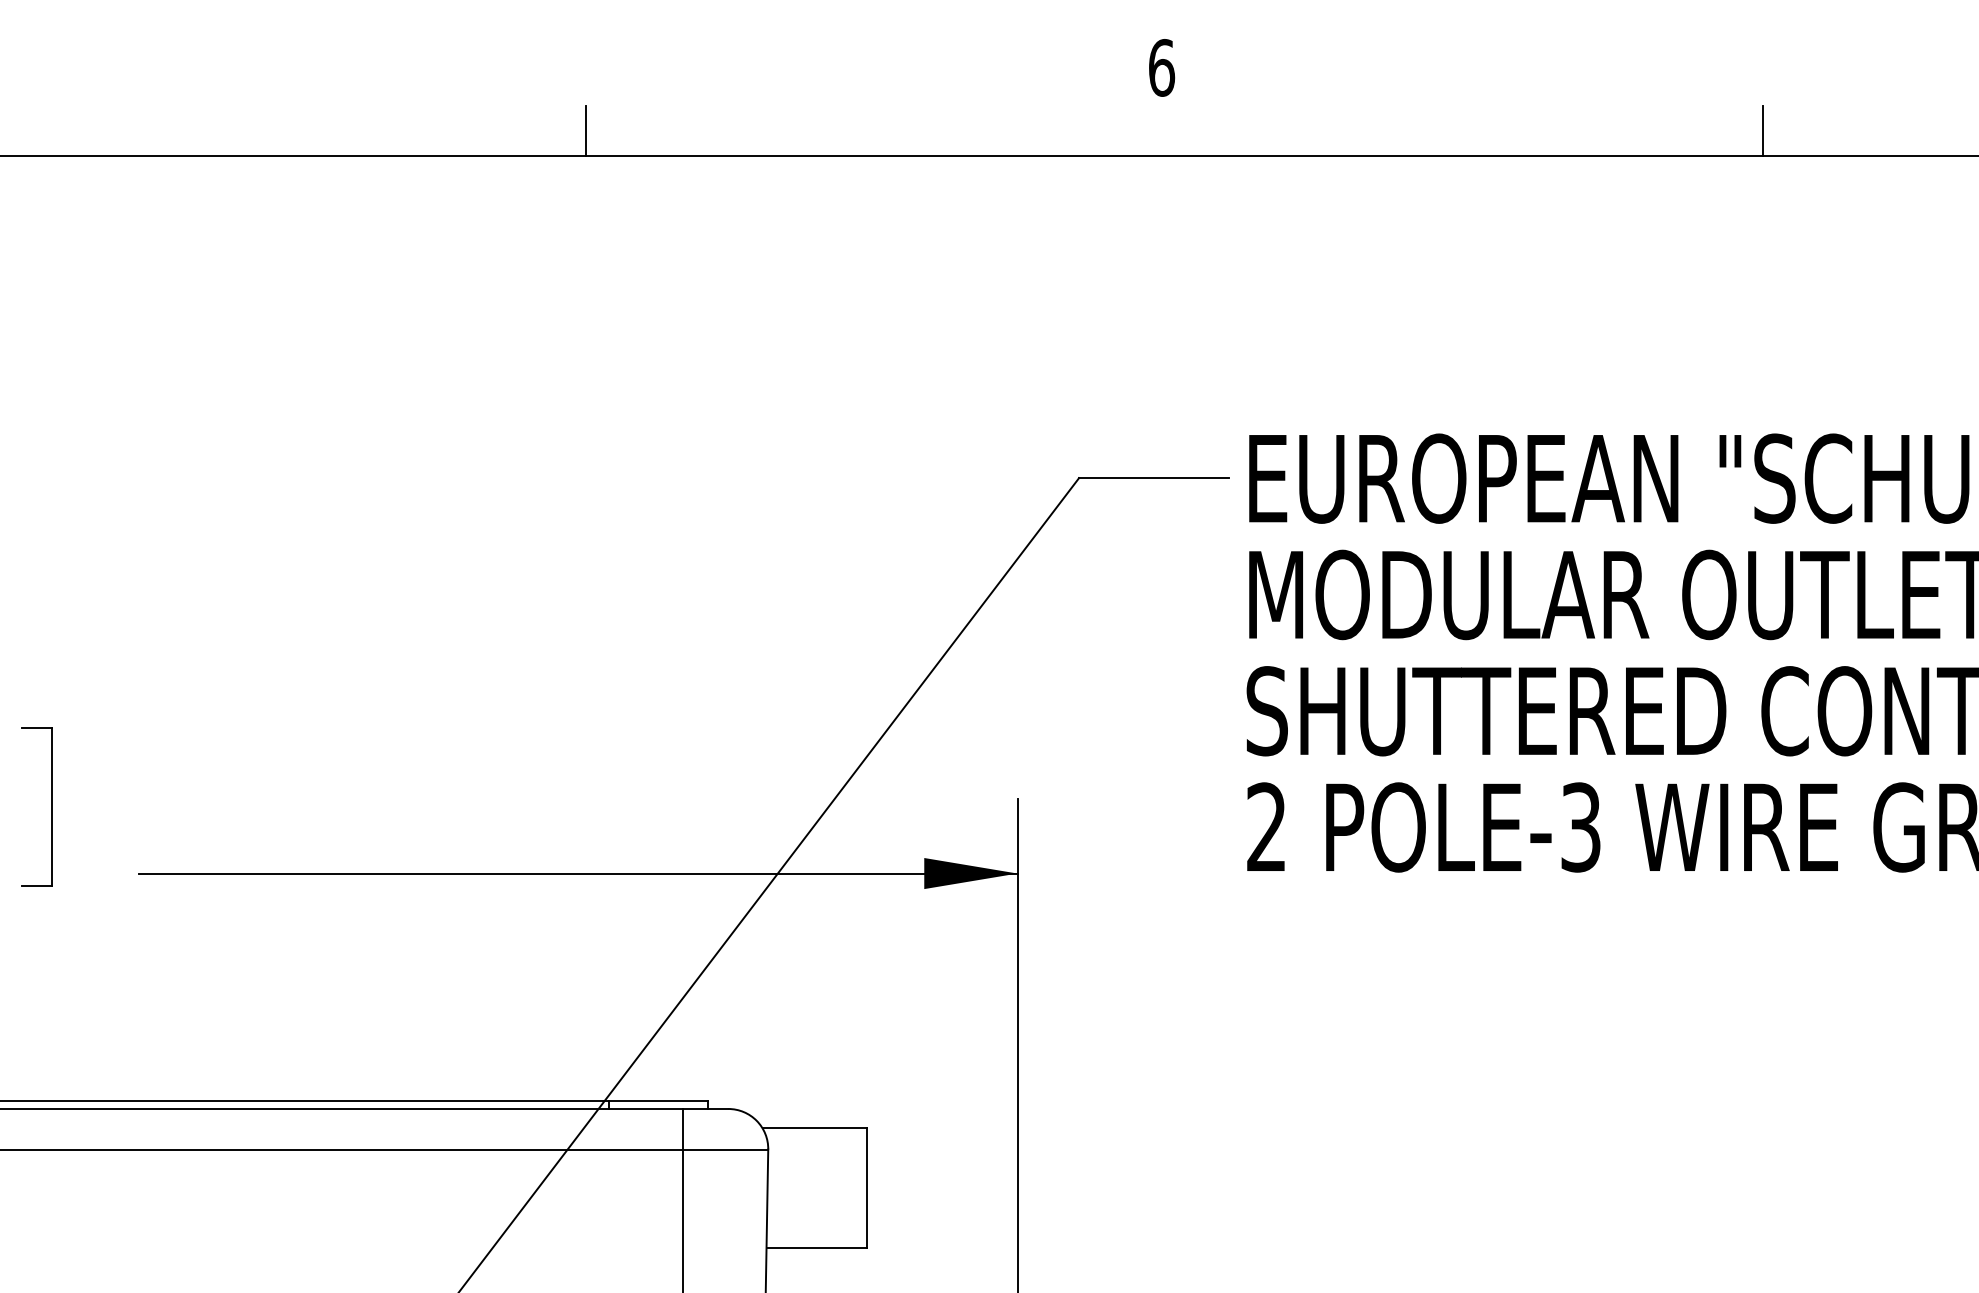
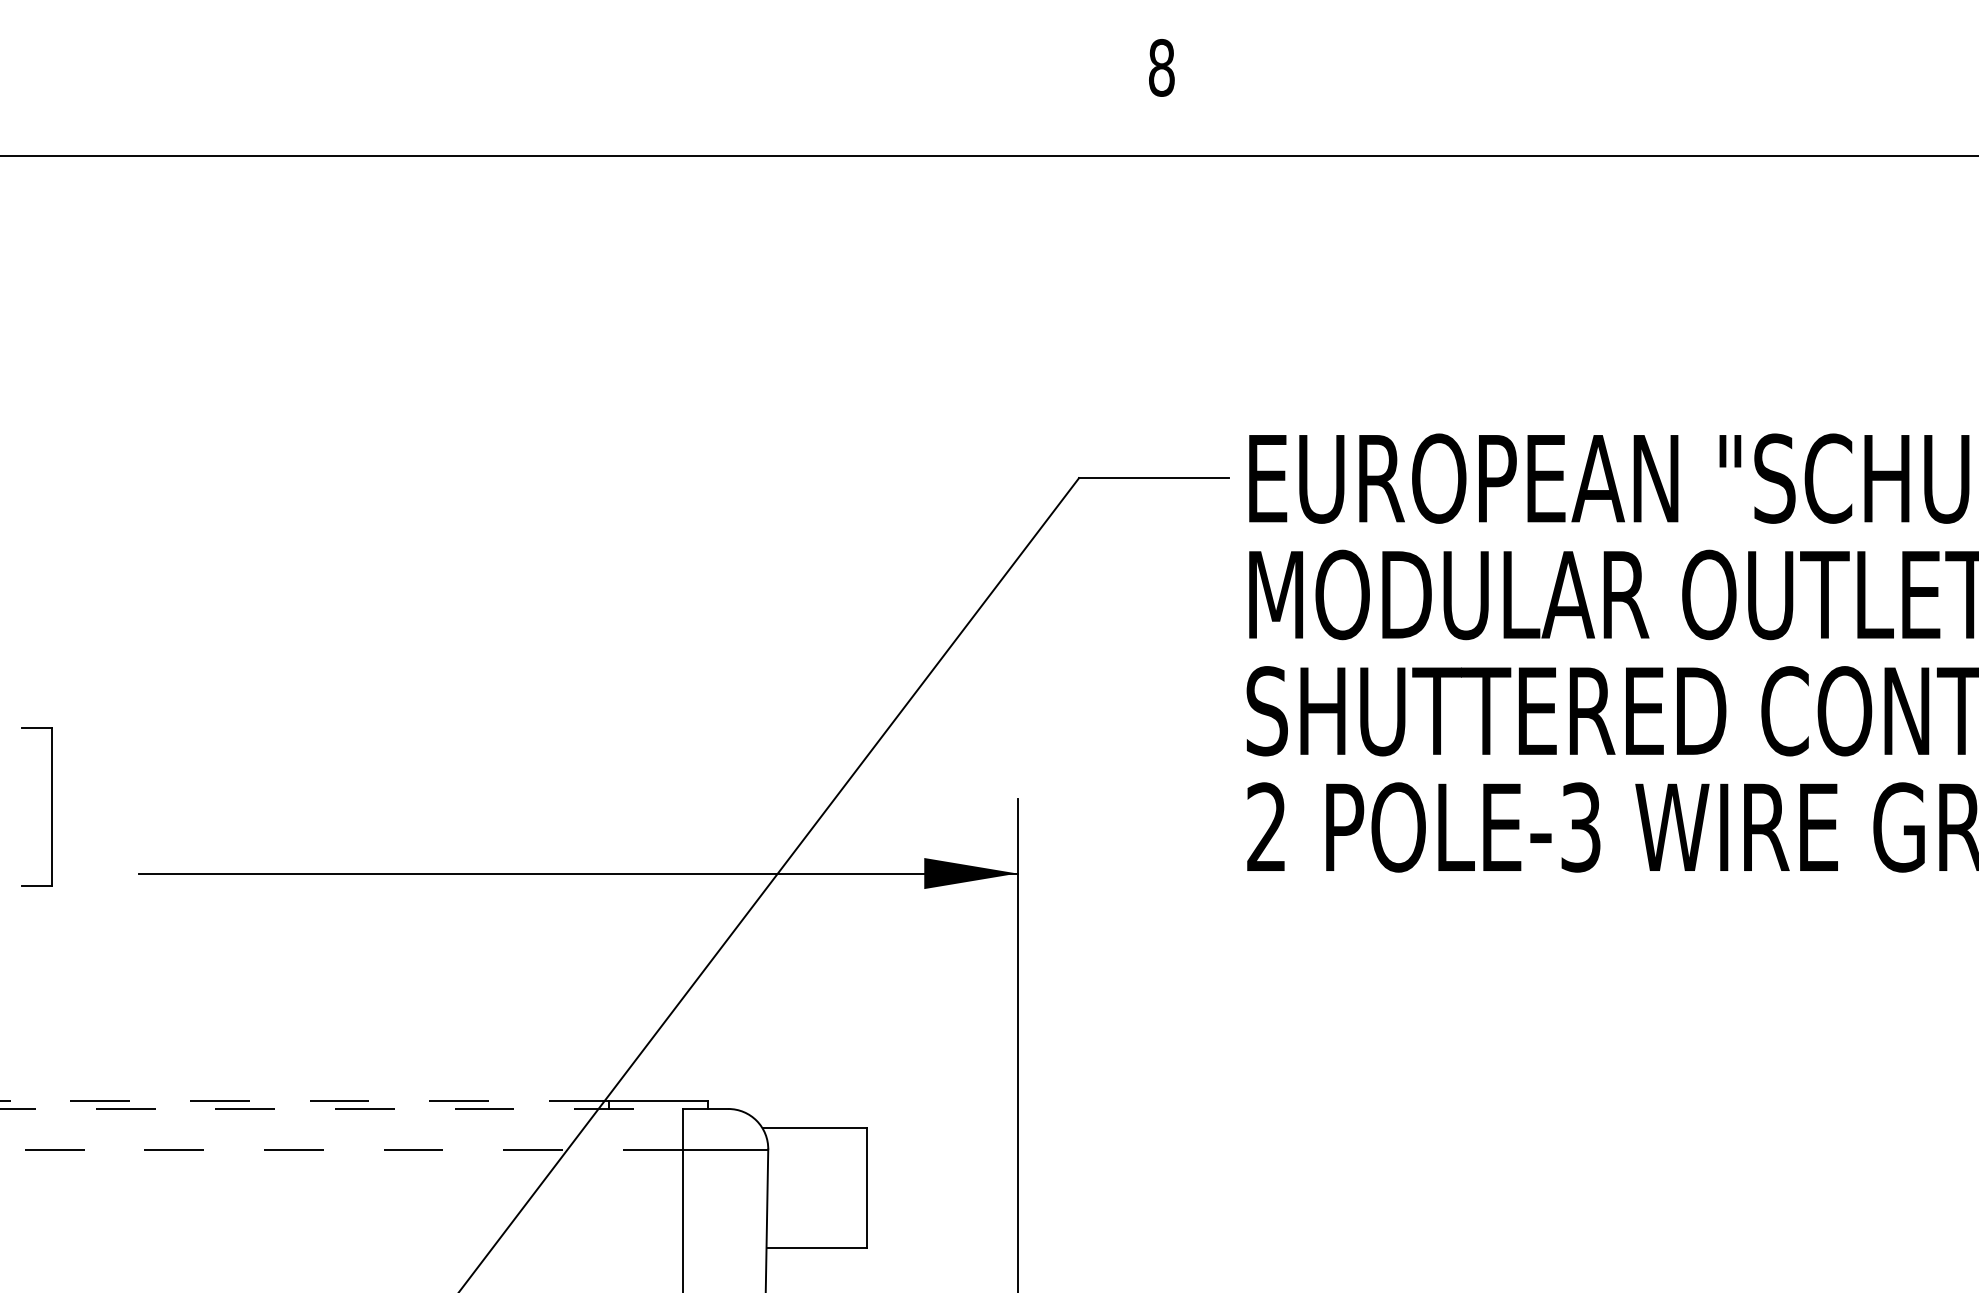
text: 6 -> 8 (1162, 67)
line: present -> none (586, 130)
line: present -> none (1763, 130)
line: solid -> dashed (303, 1101)
line: solid -> dashed (341, 1108)
line: solid -> dashed (340, 1149)
